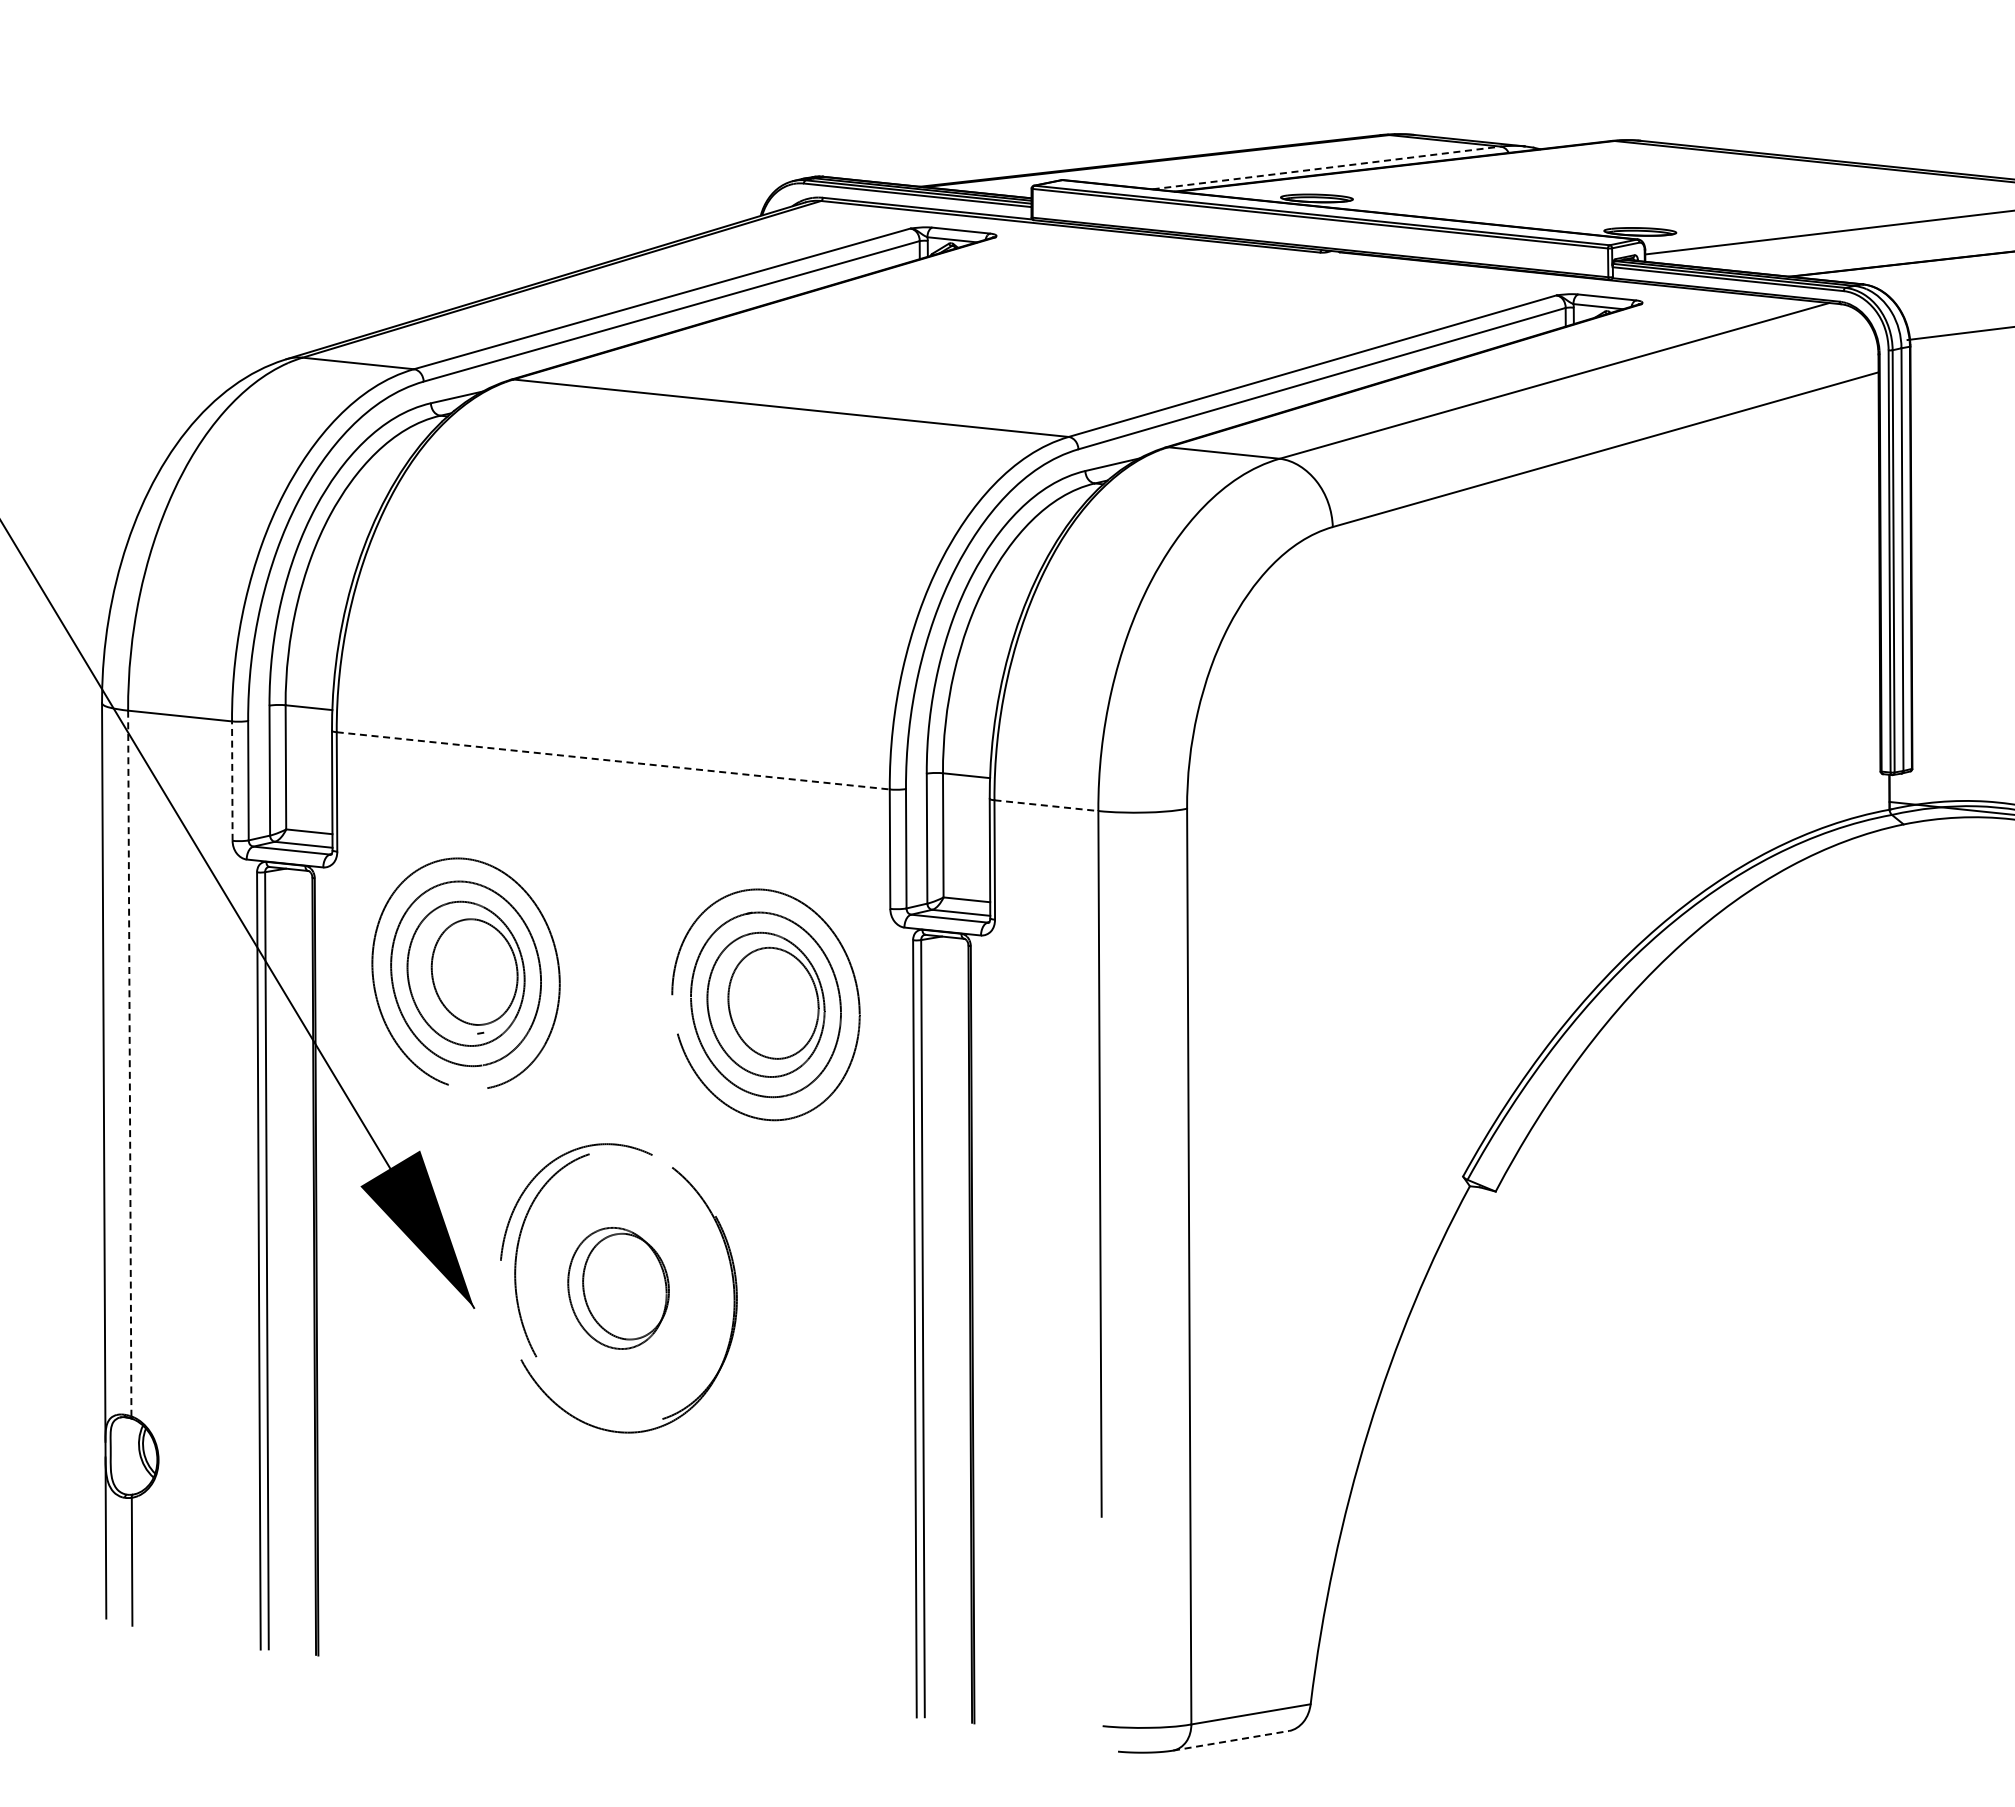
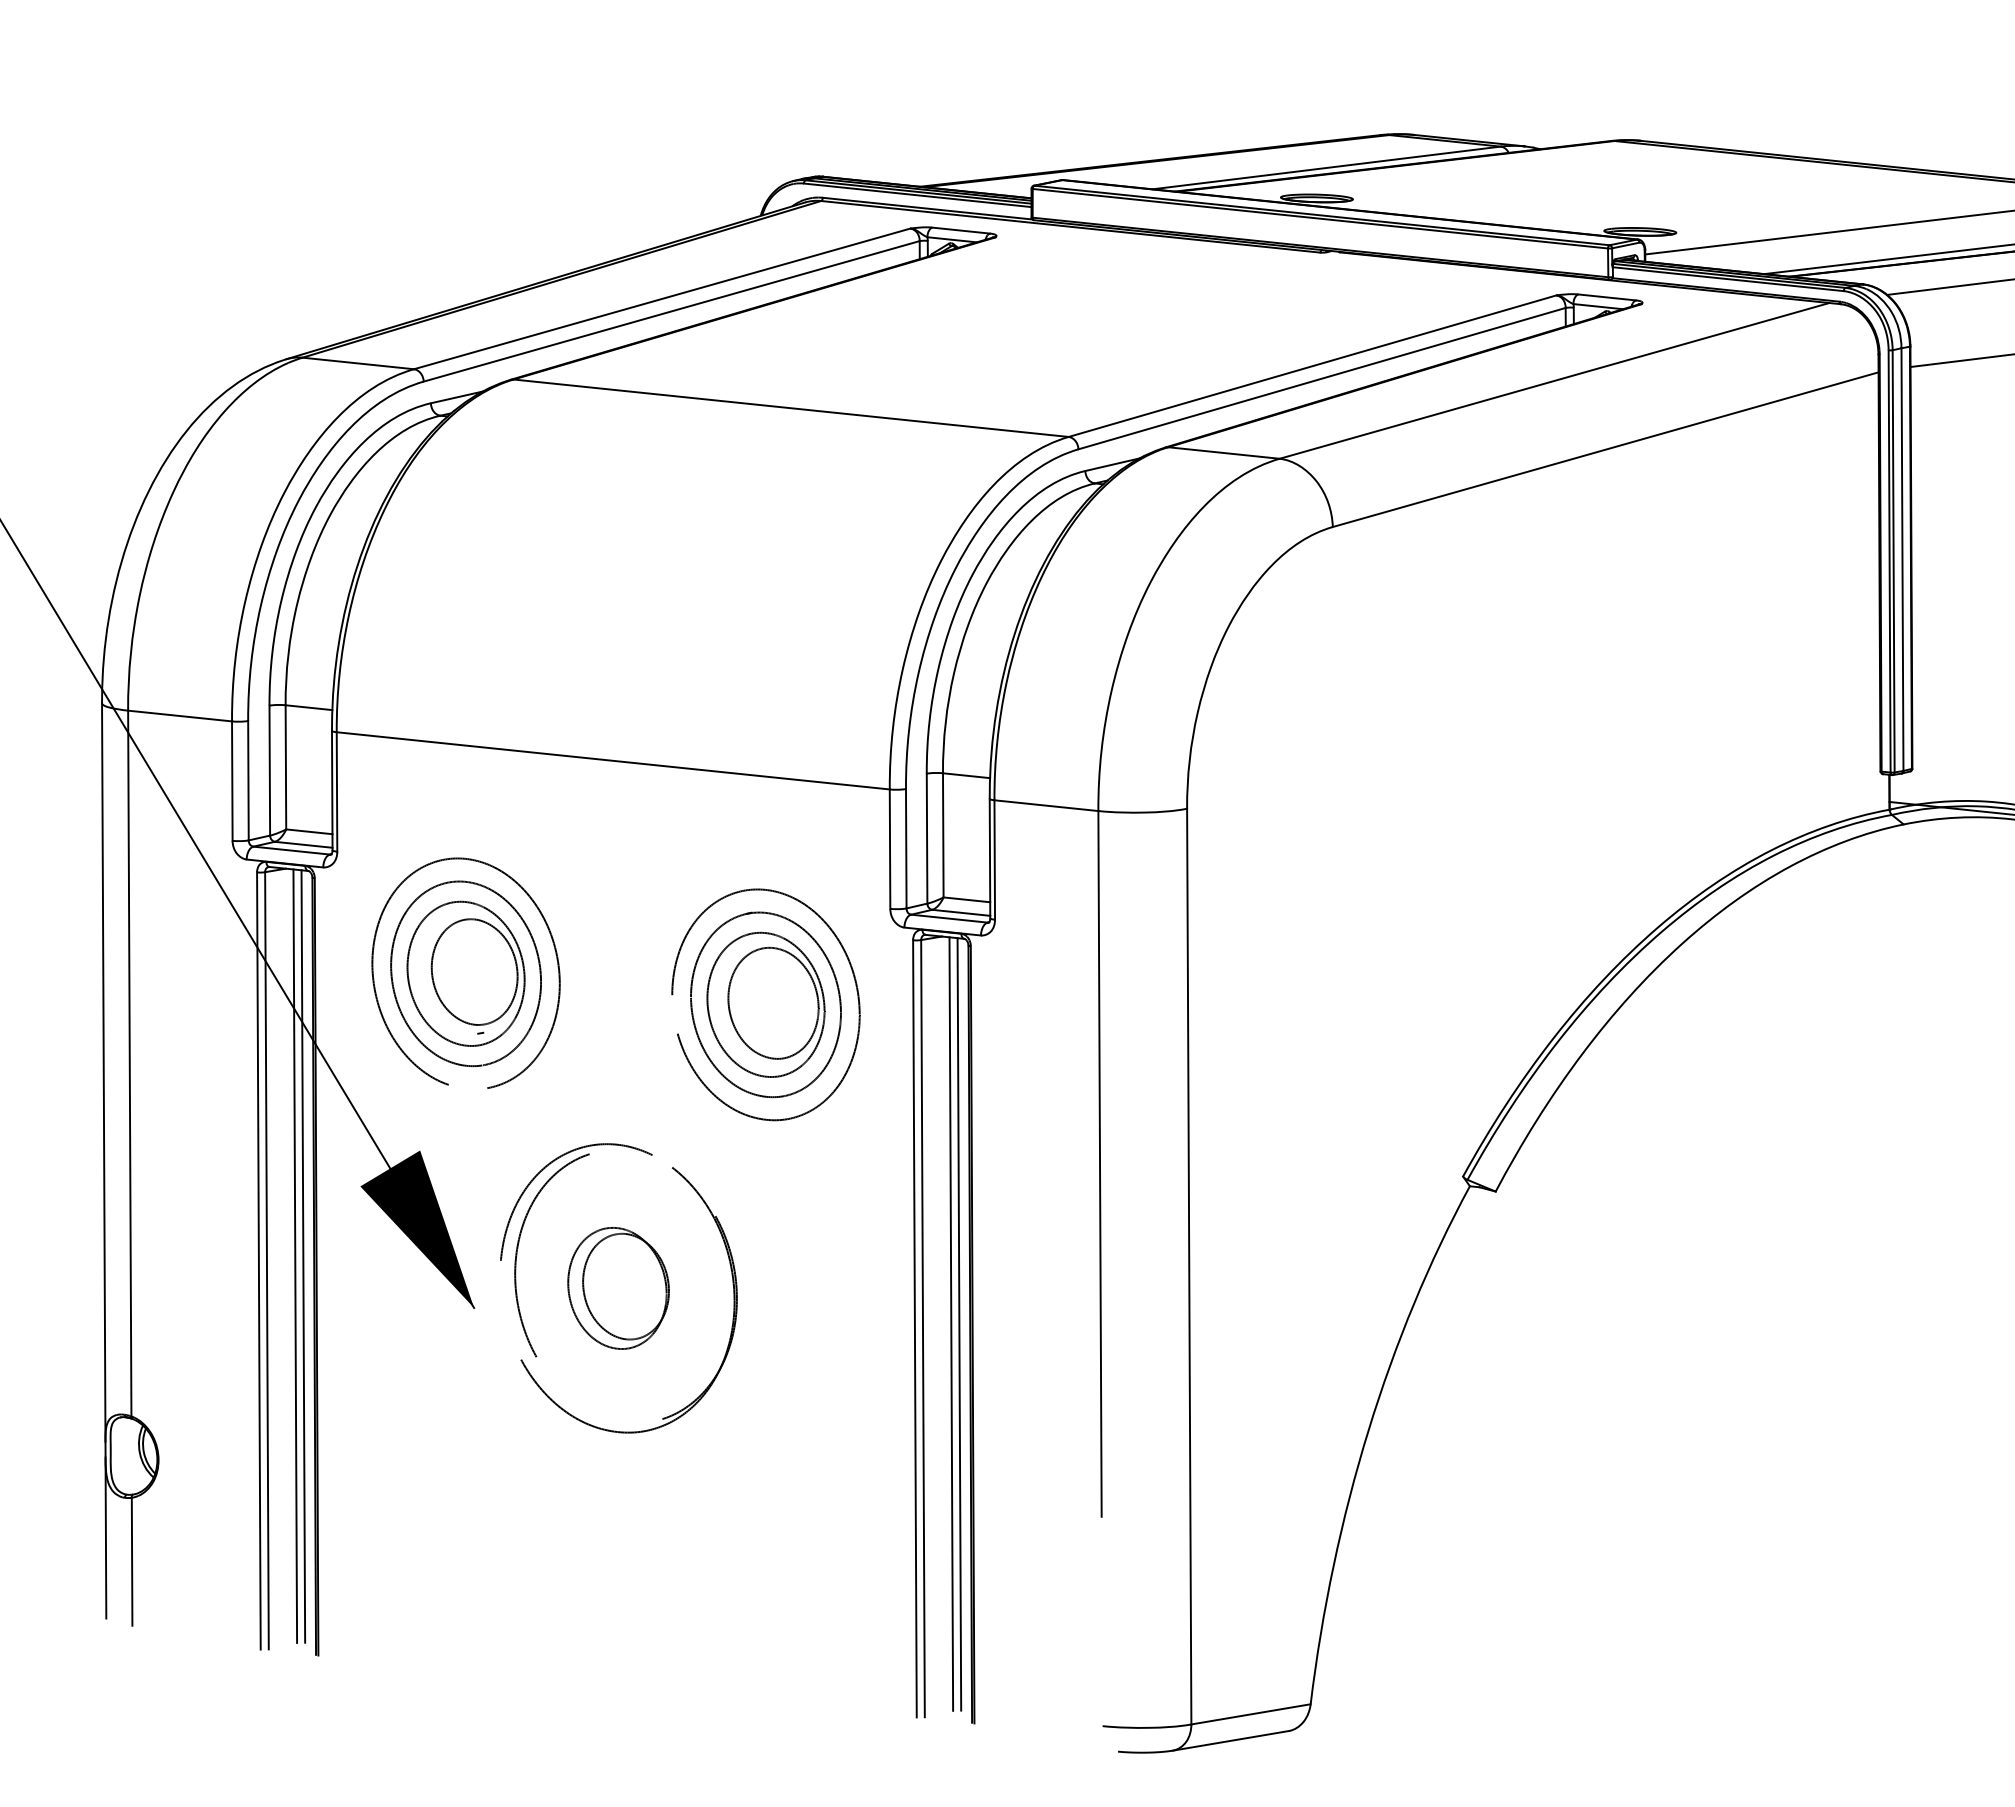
line: dashed -> solid (1327, 167)
line: none -> present (1887, 259)
line: none -> present (1949, 286)
line position: (1959, 333) -> (1960, 360) (1960, 360)
line: dashed -> solid (613, 760)
line: dashed -> solid (232, 781)
line: dashed -> solid (1046, 805)
line: dashed -> solid (129, 1063)
line: none -> present (295, 1255)
line: none -> present (303, 1256)
line: none -> present (951, 1323)
line: none -> present (959, 1324)
line: dashed -> solid (1231, 1740)
